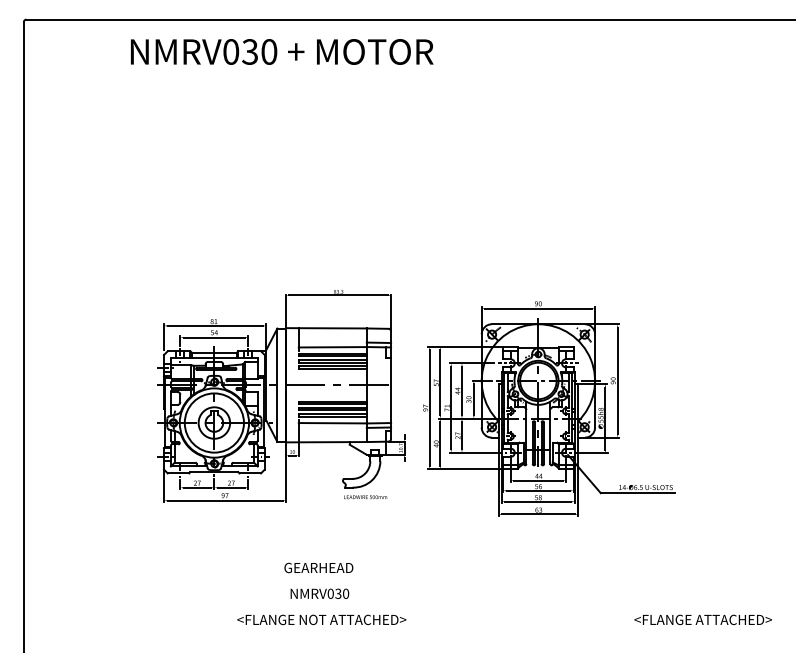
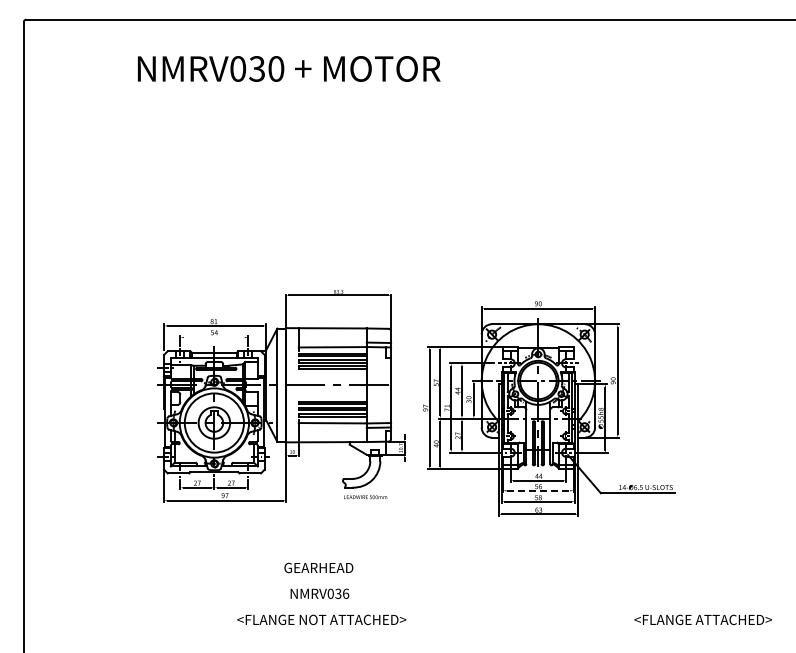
text position: (282, 51) -> (289, 68) (289, 68)
line: present -> none (213, 337)
line: solid -> dashed (538, 490)
text: NMRV030 -> NMRV036 (346, 593)
